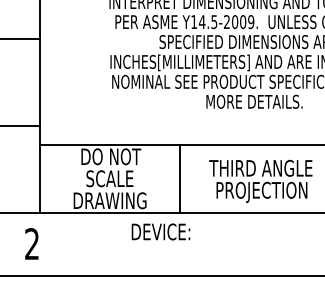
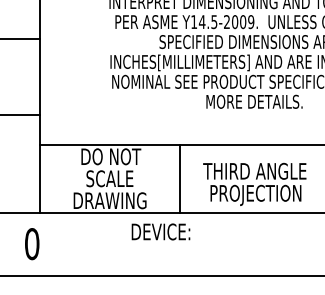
line position: (20, 126) -> (20, 115) (20, 115)
text position: (260, 180) -> (254, 183) (254, 183)
text: 2 -> 0 (32, 244)
